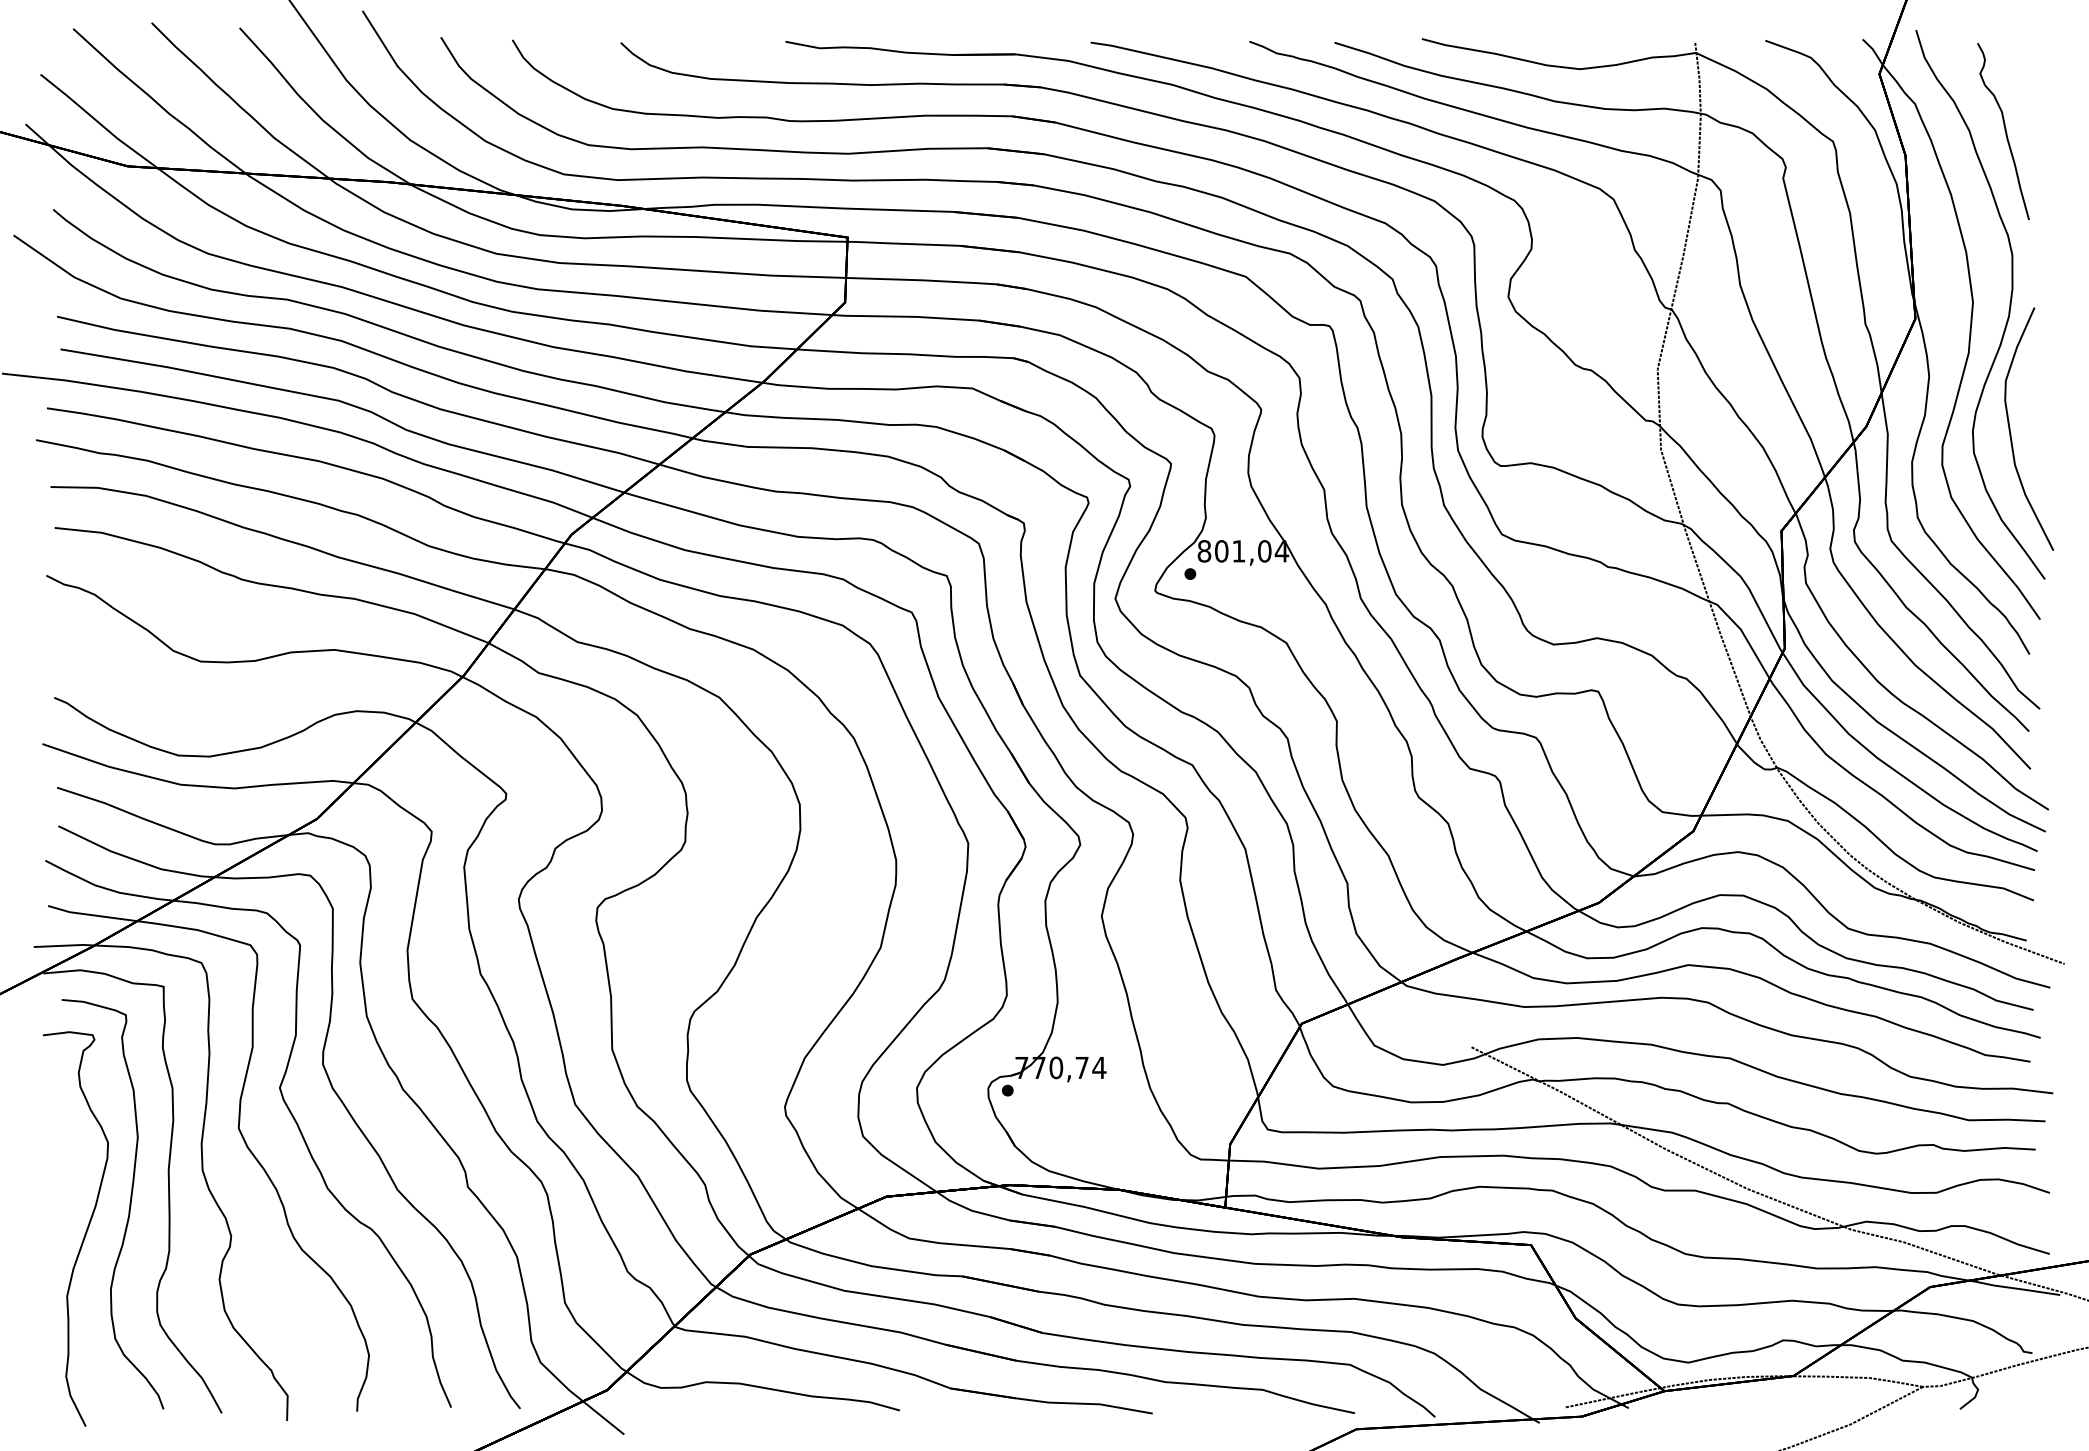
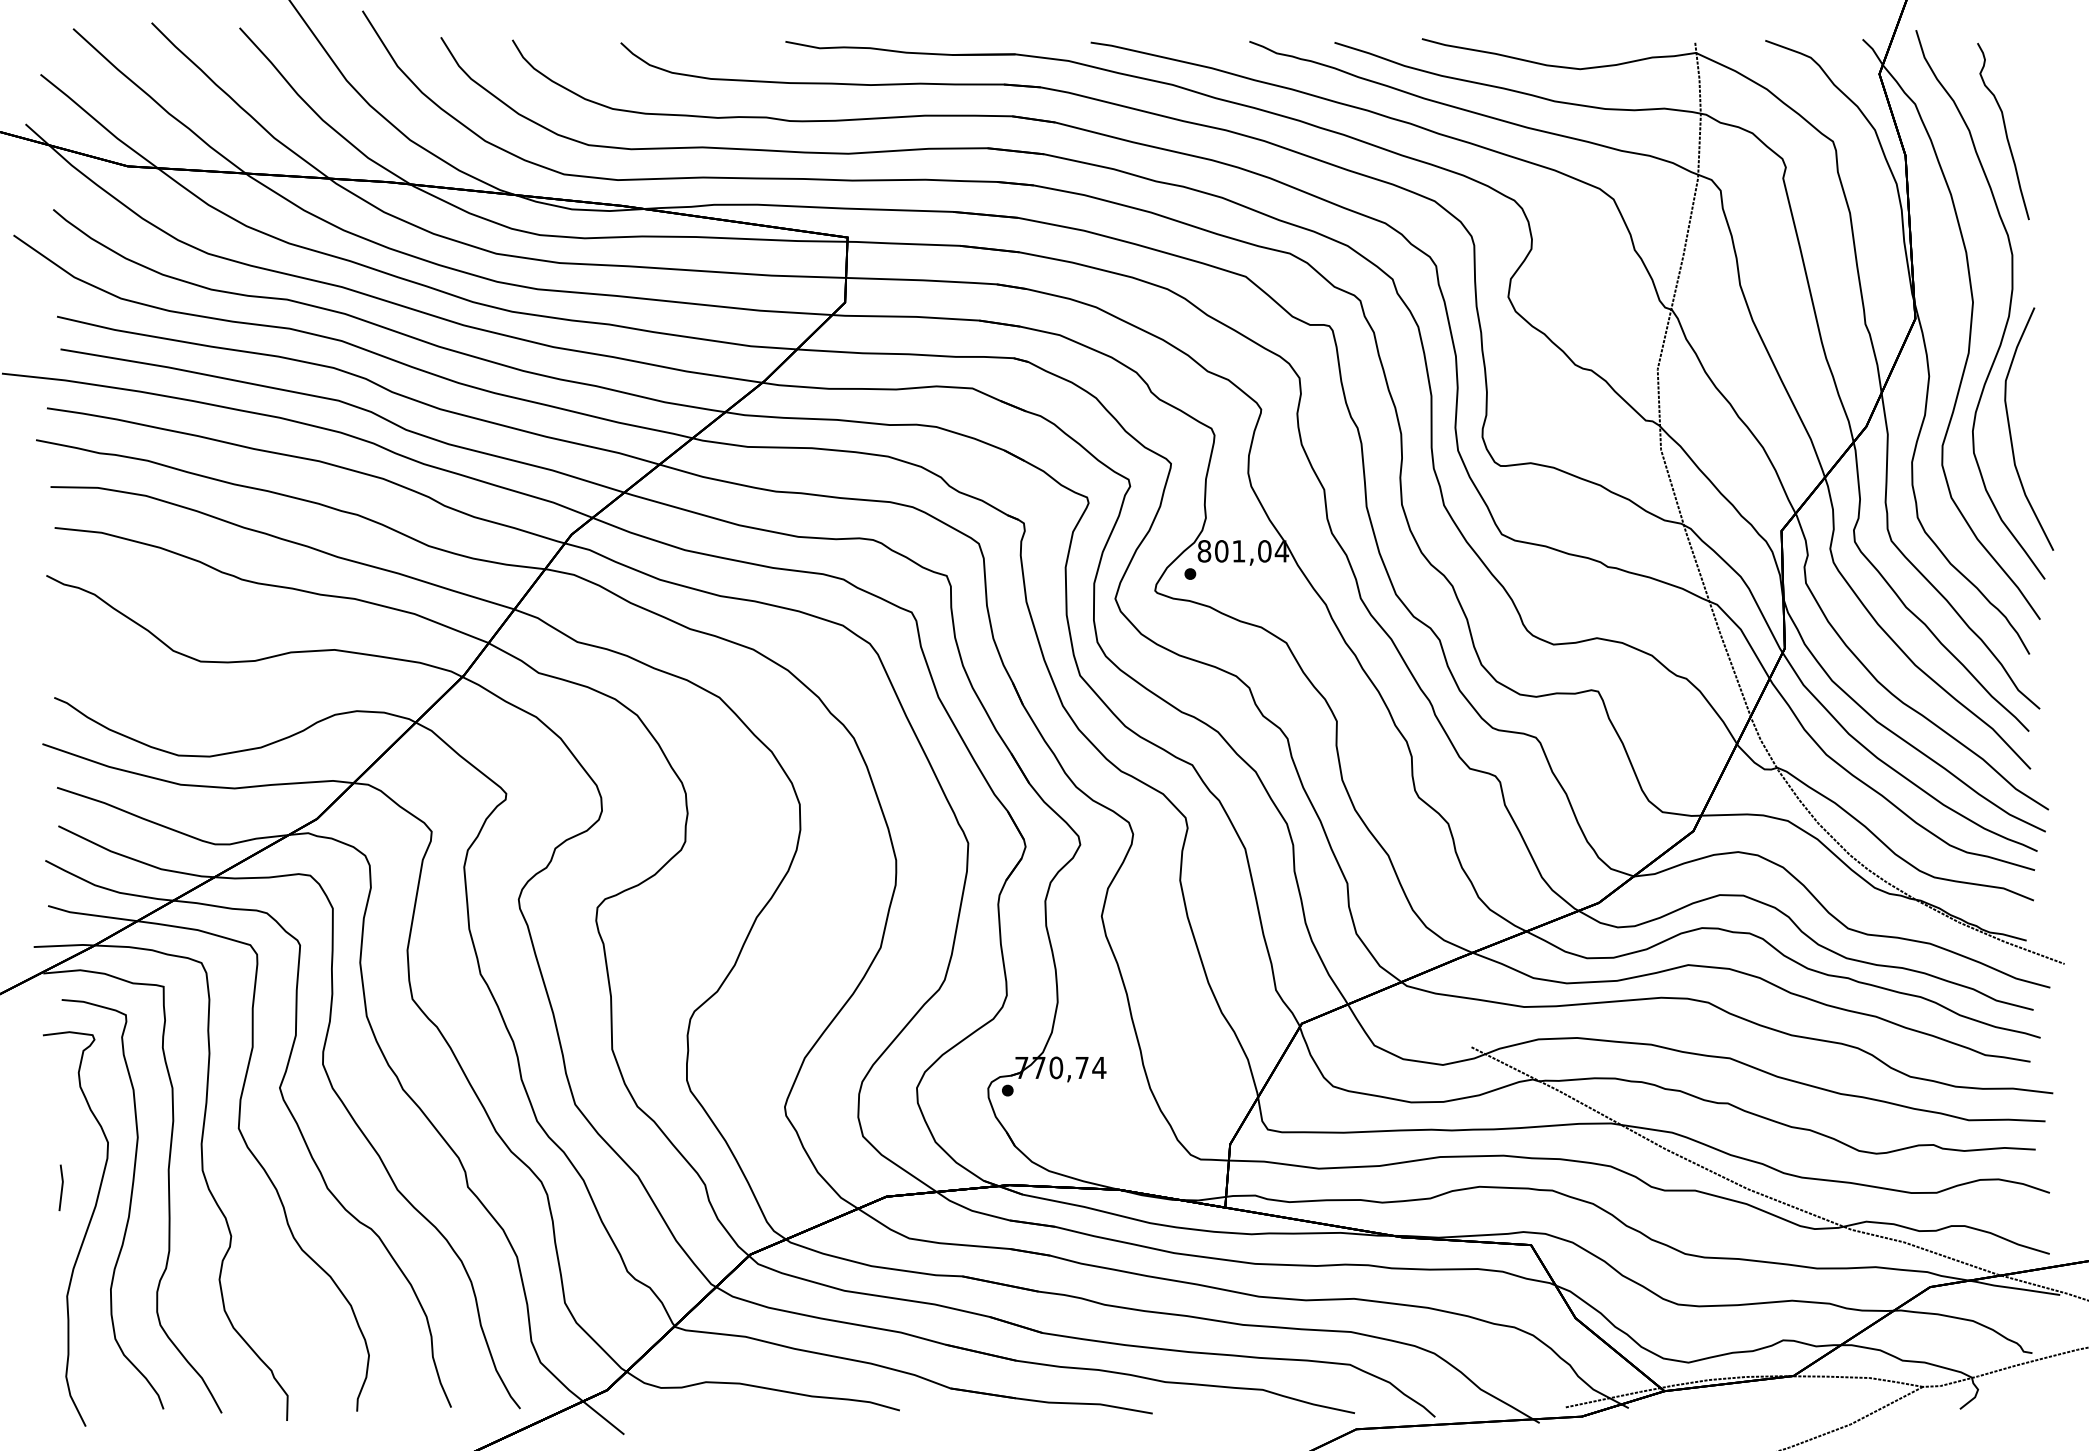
part: none -> present (60, 1187)
